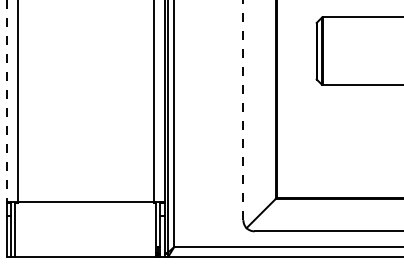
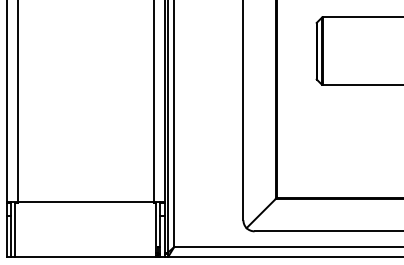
line: dashed -> solid (6, 101)
line: dashed -> solid (243, 110)
